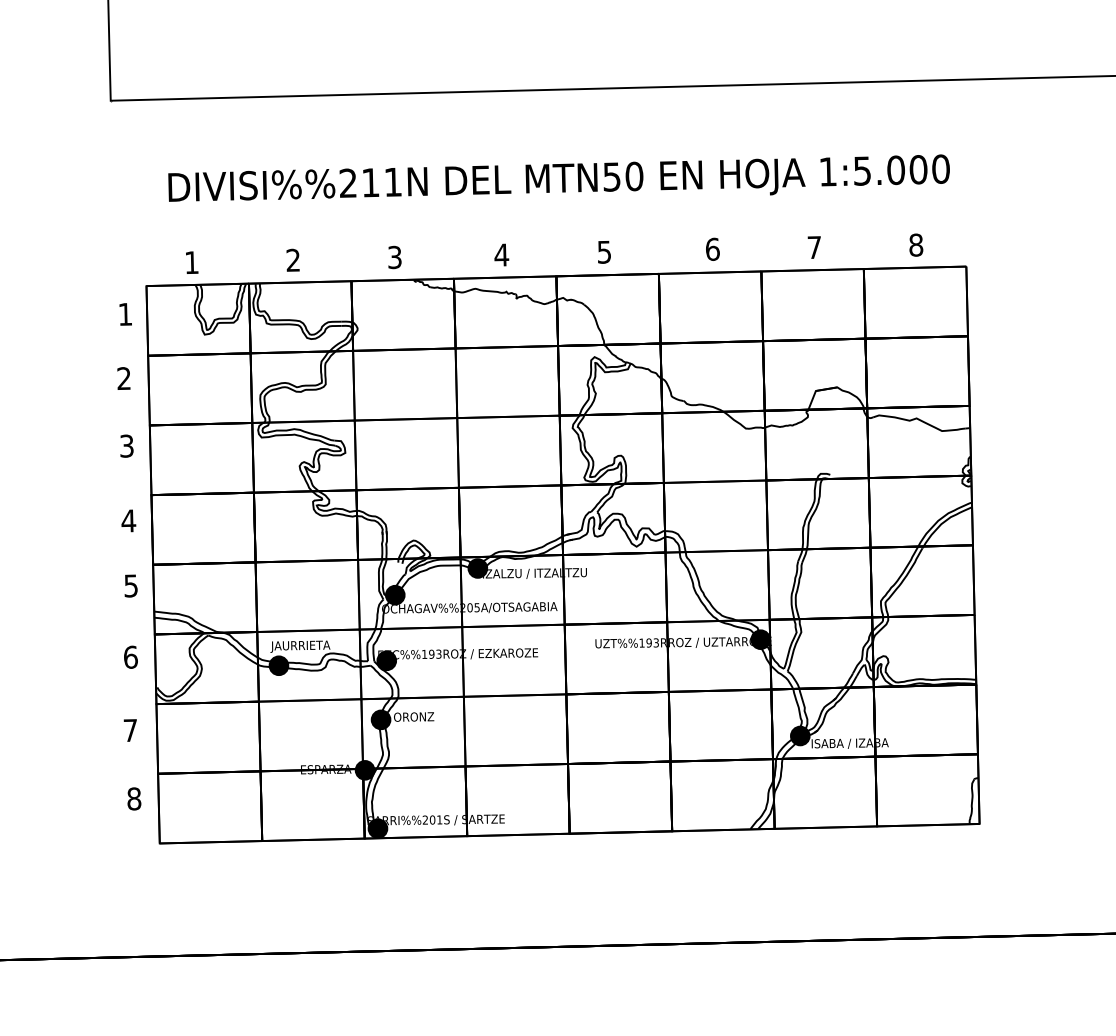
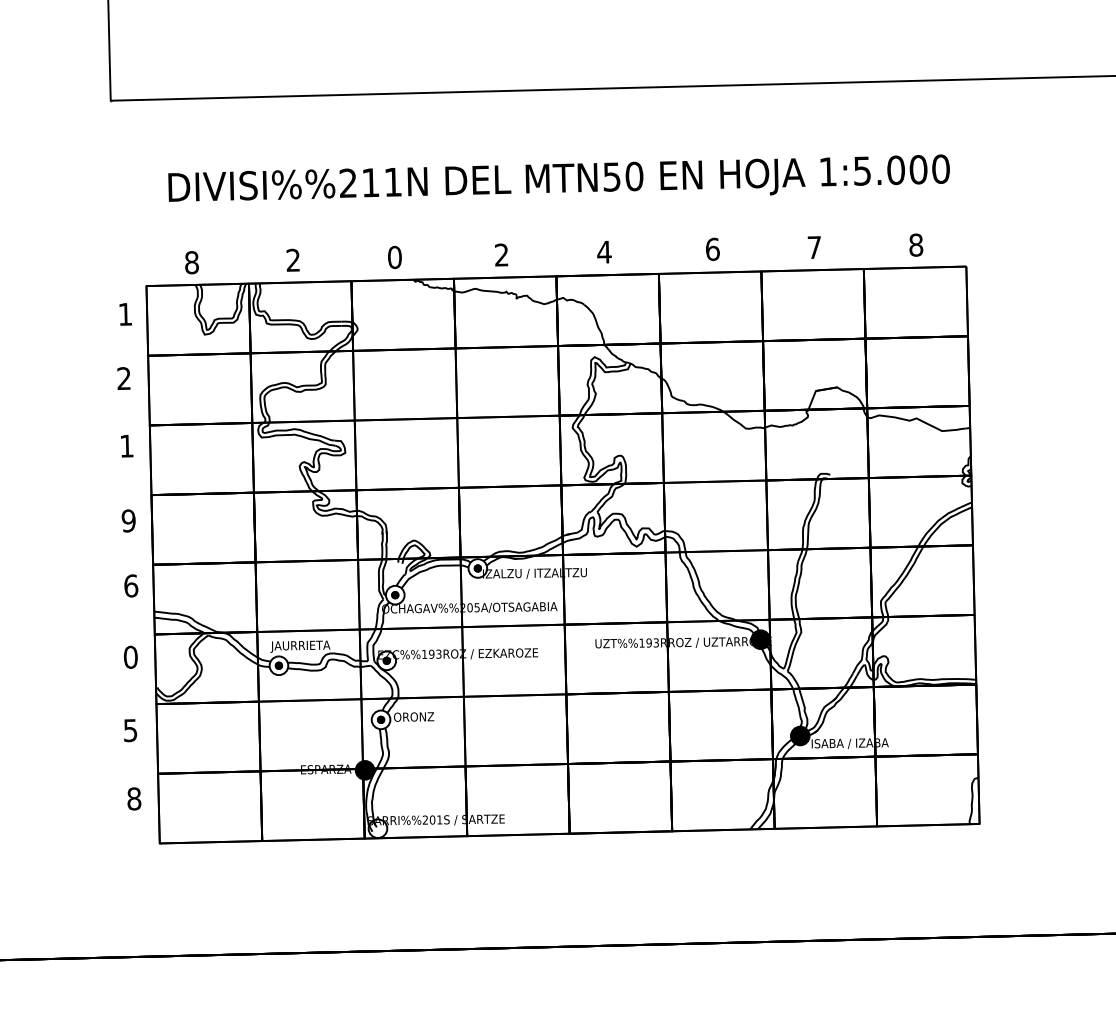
text: 5 -> 4 (604, 252)
text: 4 -> 2 (501, 254)
text: 3 -> 0 (394, 257)
text: 1 -> 8 (191, 262)
text: 3 -> 1 (126, 445)
text: 4 -> 9 (128, 520)
fill: present -> none (477, 568)
text: 5 -> 6 (131, 585)
fill: present -> none (394, 594)
text: 6 -> 0 (130, 656)
fill: present -> none (386, 660)
fill: present -> none (278, 665)
fill: present -> none (380, 719)
text: 7 -> 5 (130, 730)
fill: present -> none (377, 828)
